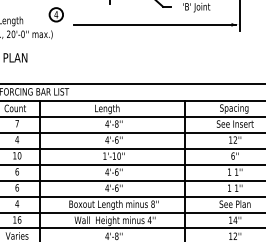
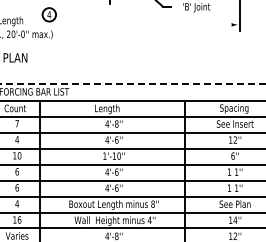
part position: (55, 14) -> (48, 14) (48, 14)
line: present -> none (154, 24)
line: solid -> dashed (133, 83)
